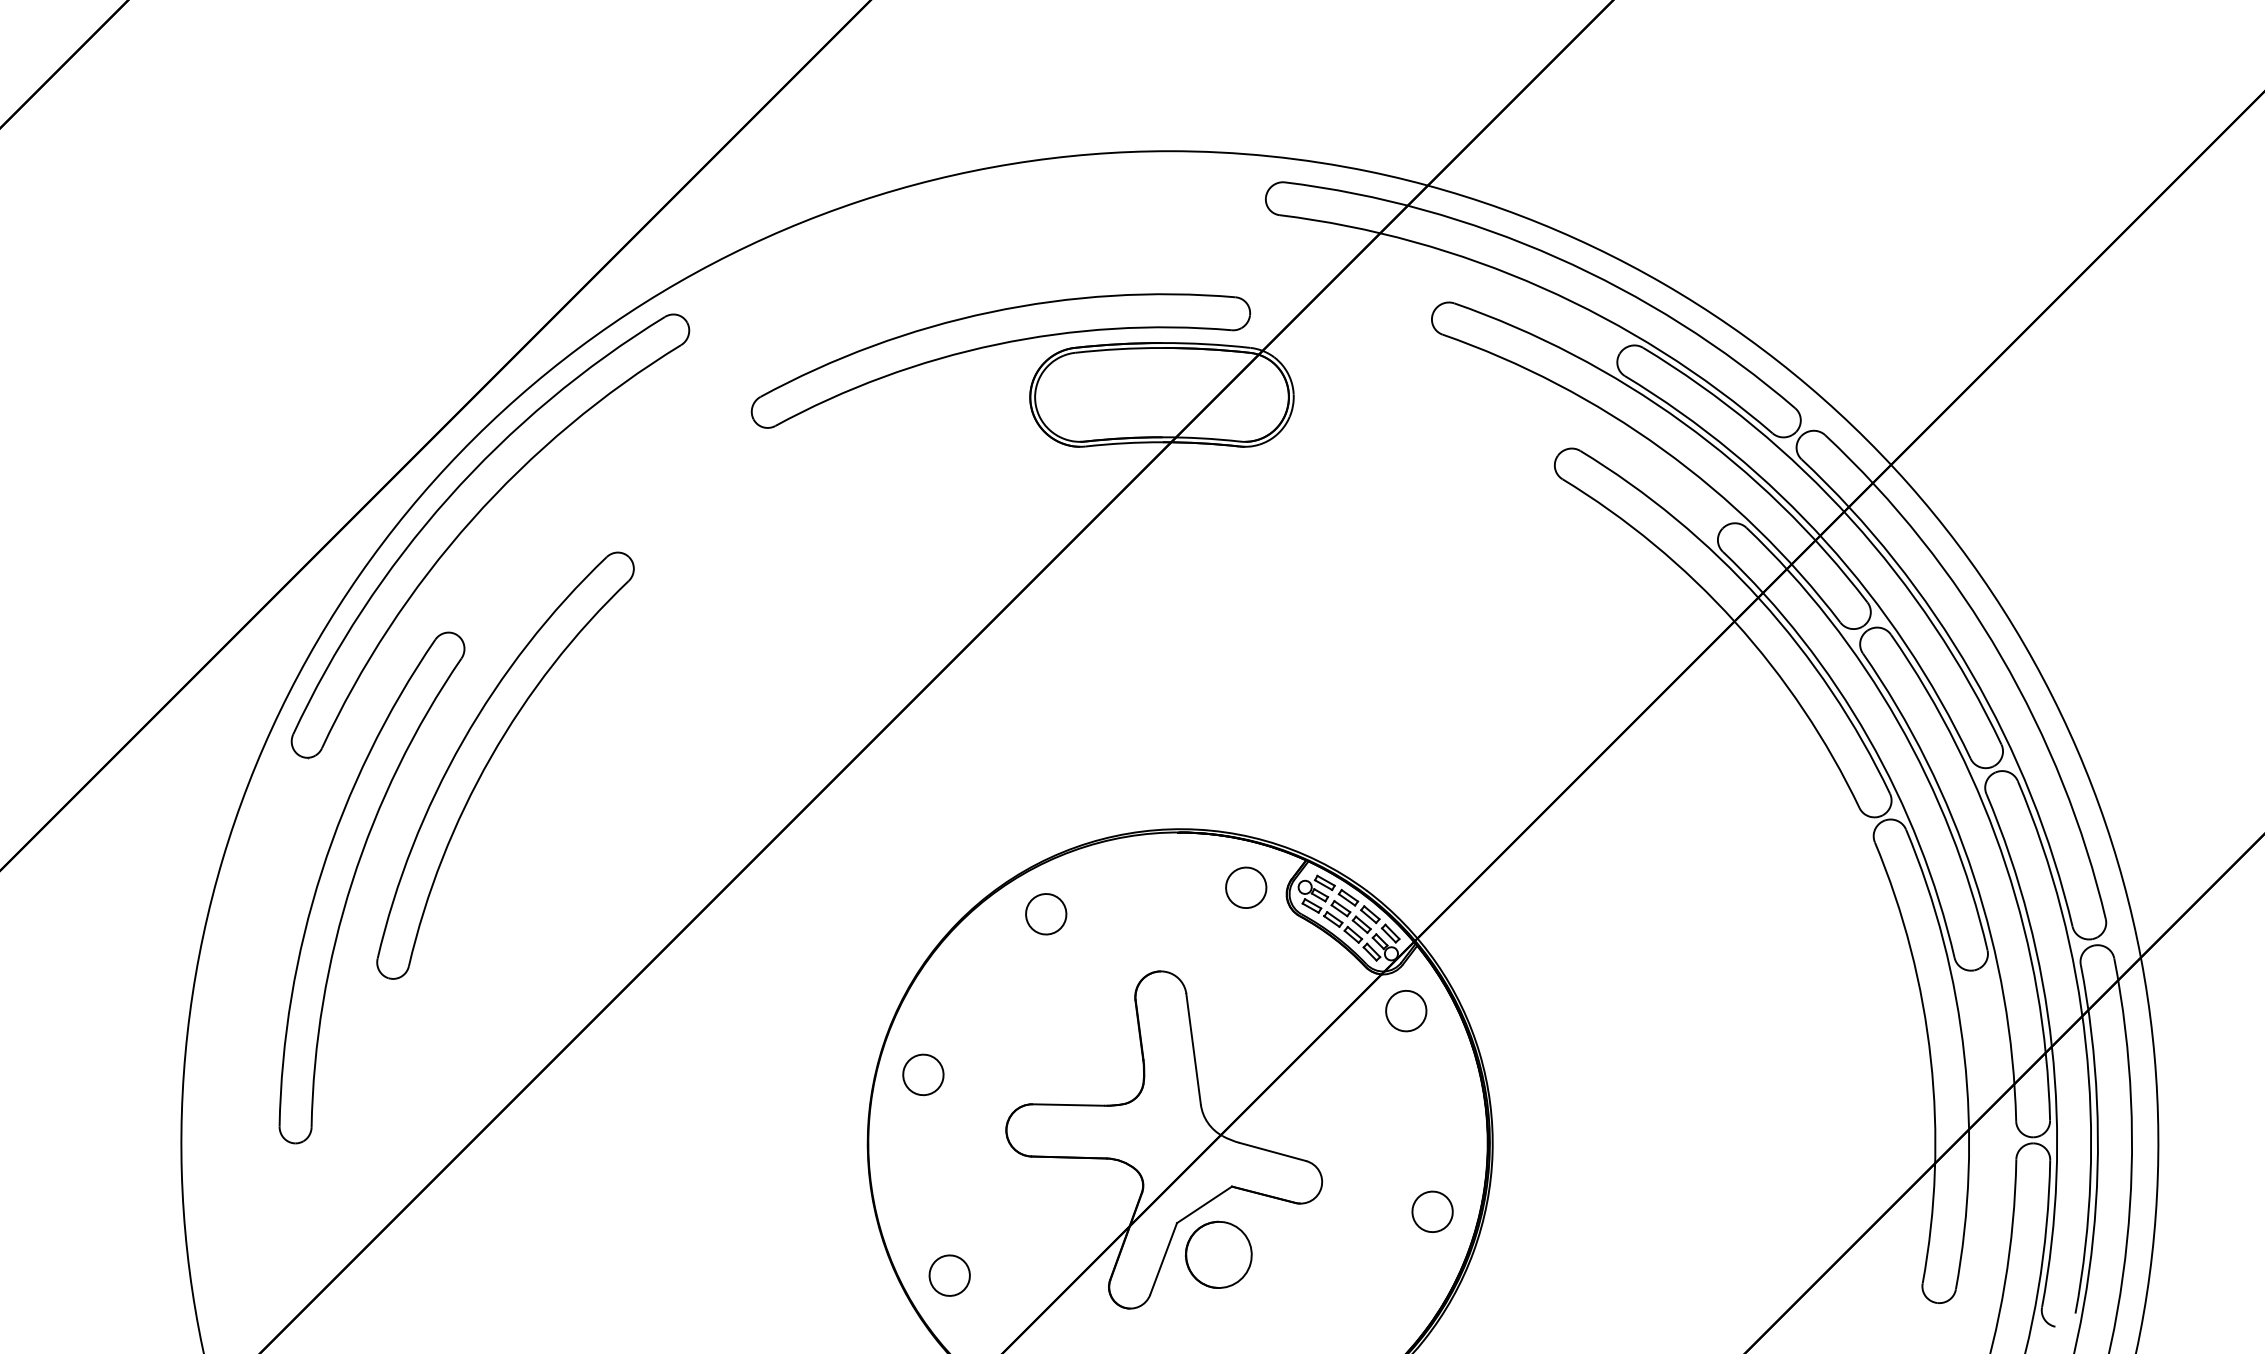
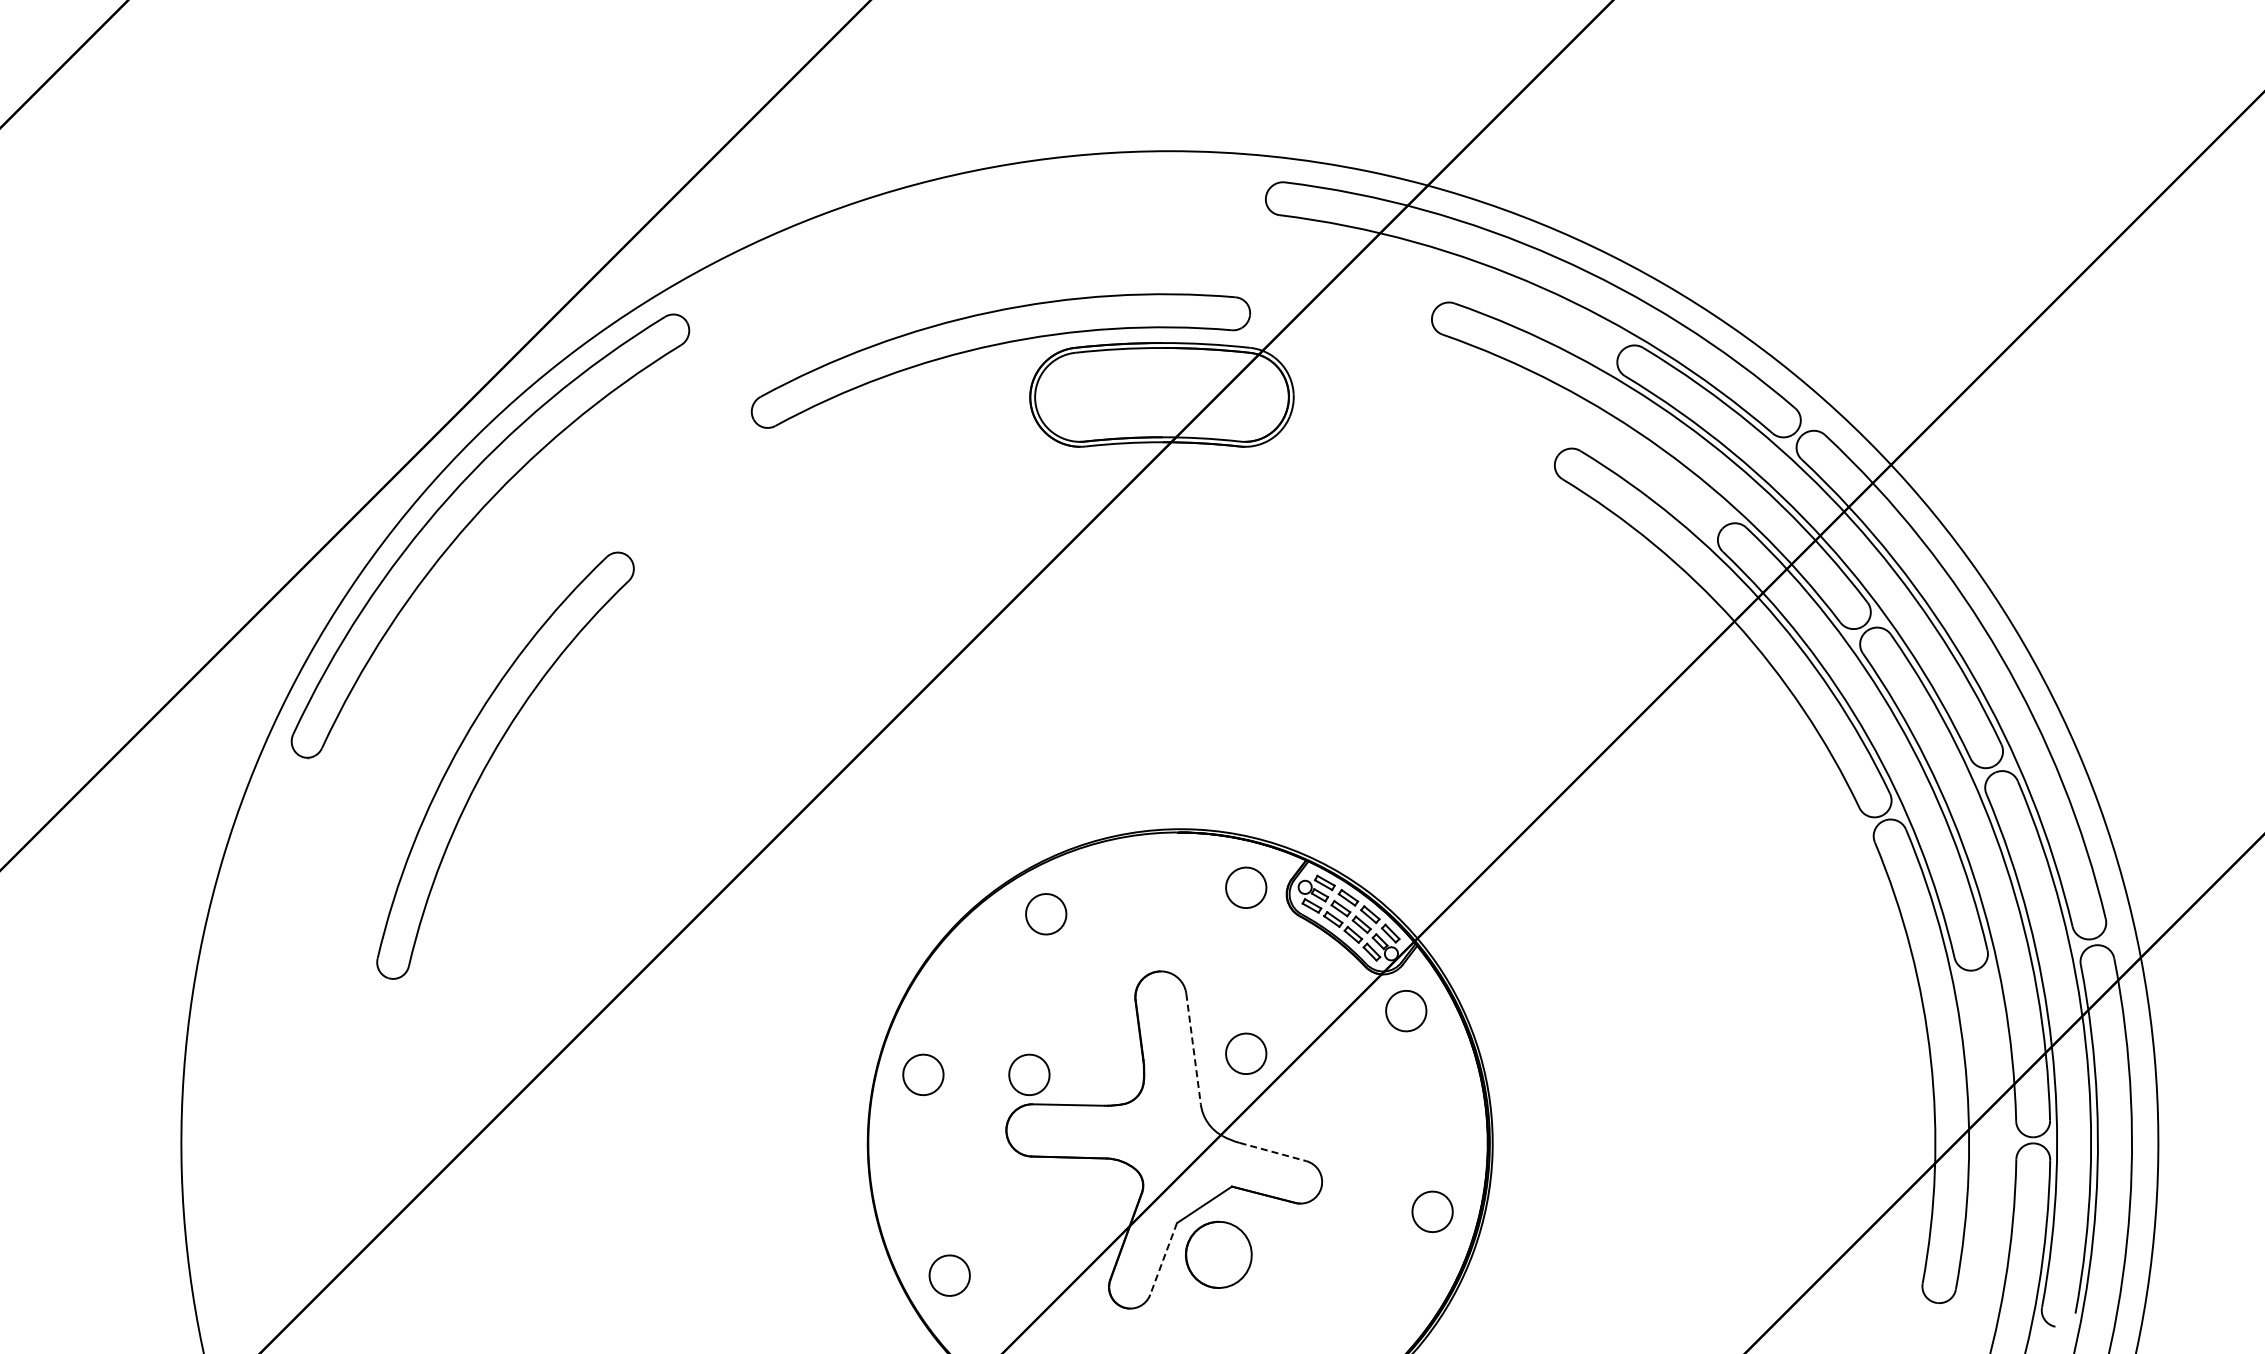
part: present -> none (353, 882)
line: solid -> dashed (1193, 1049)
part: none -> present (1246, 1053)
part: none -> present (1029, 1074)
line: solid -> dashed (1273, 1152)
line: solid -> dashed (1163, 1259)
